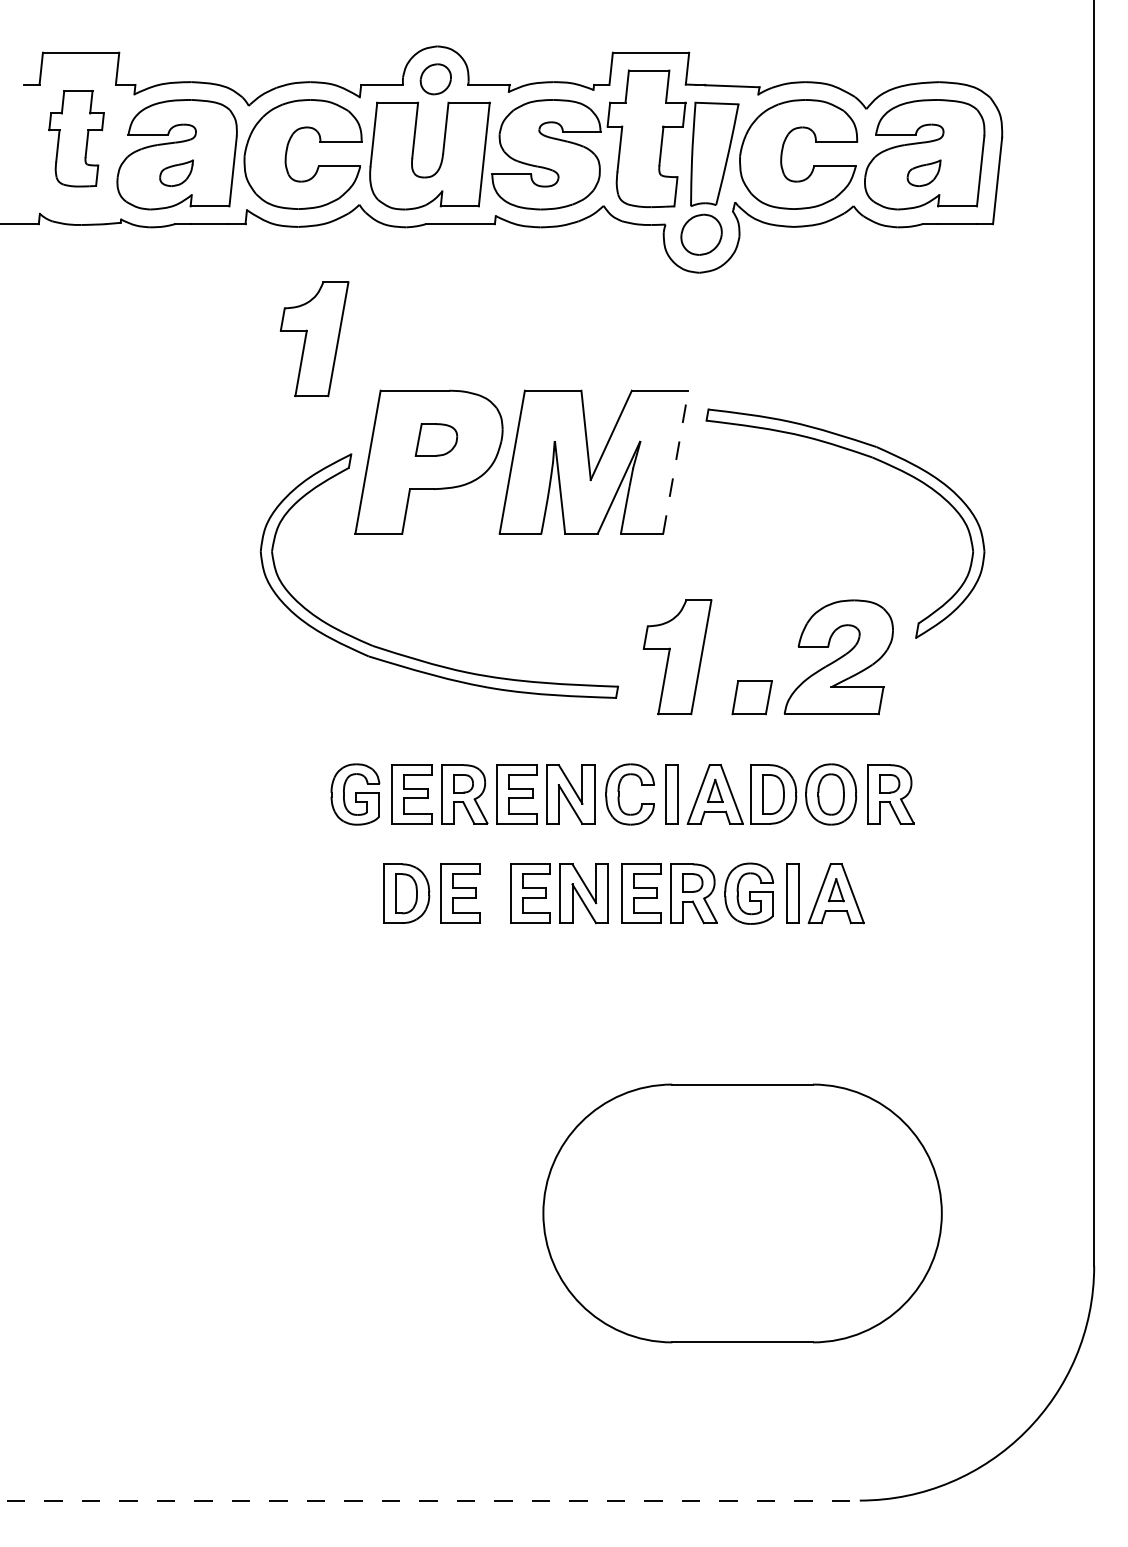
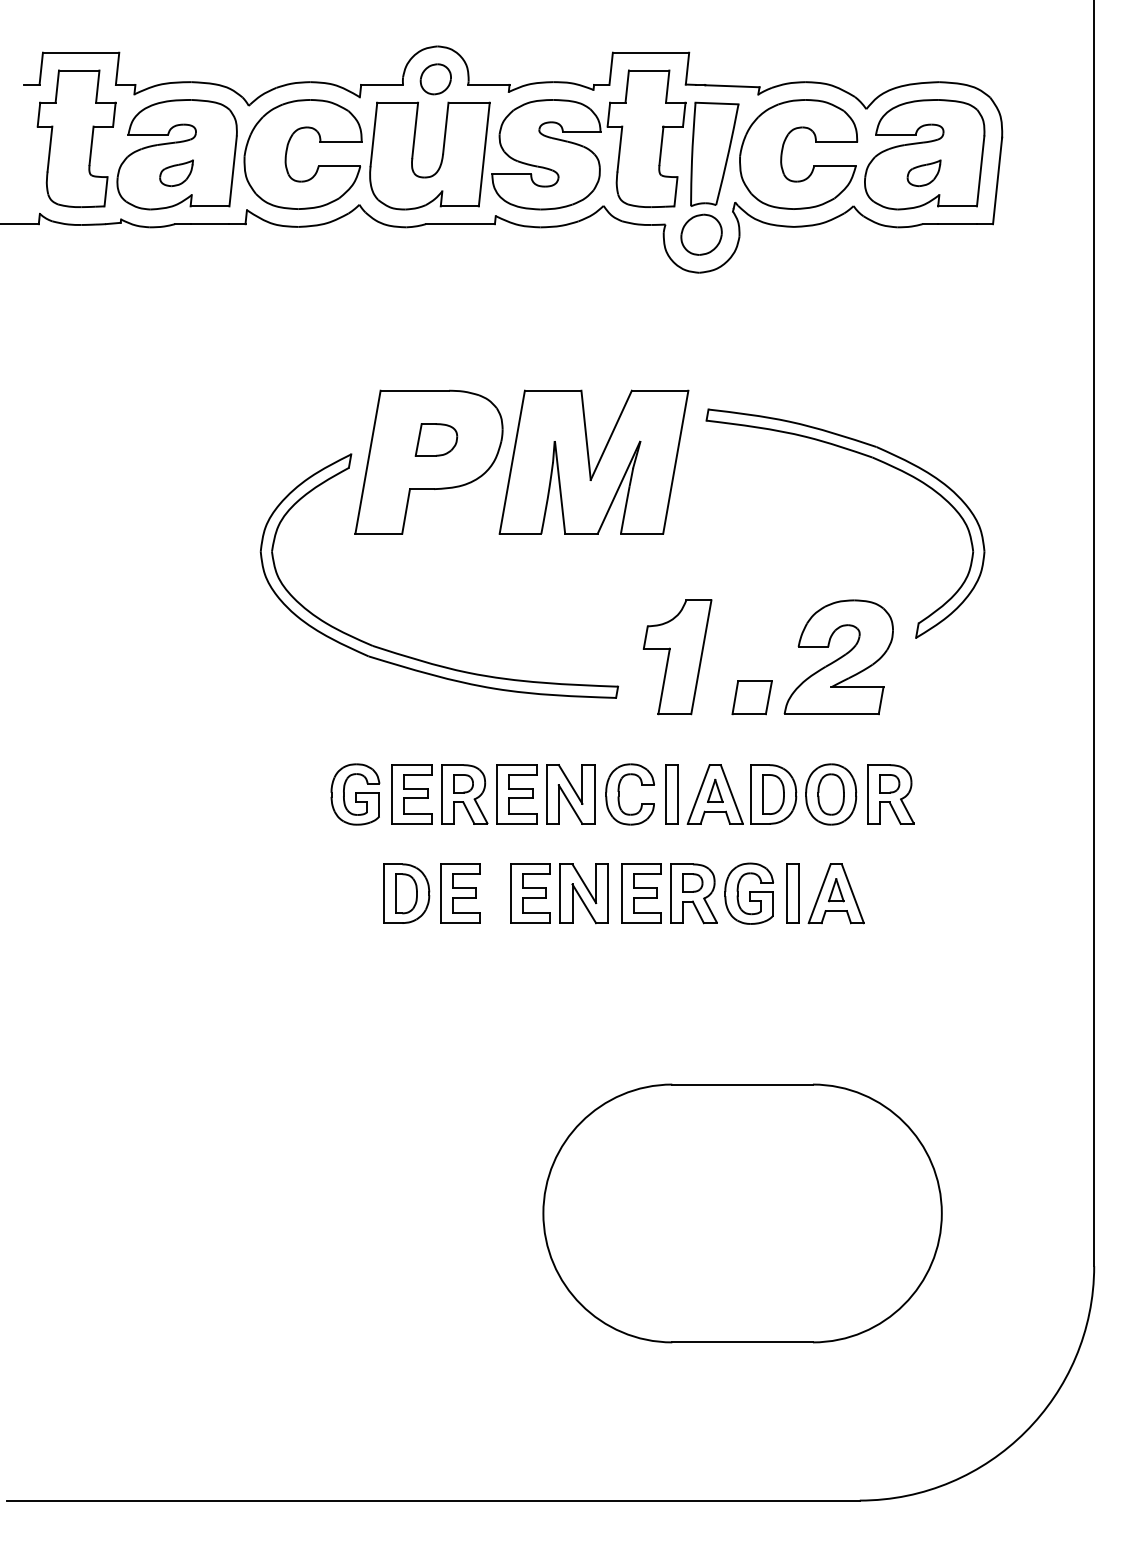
part size: 57x98 px -> 81x139 px (76, 138)
part: present -> none (314, 339)
line: dashed -> solid (675, 462)
line: dashed -> solid (433, 1500)
